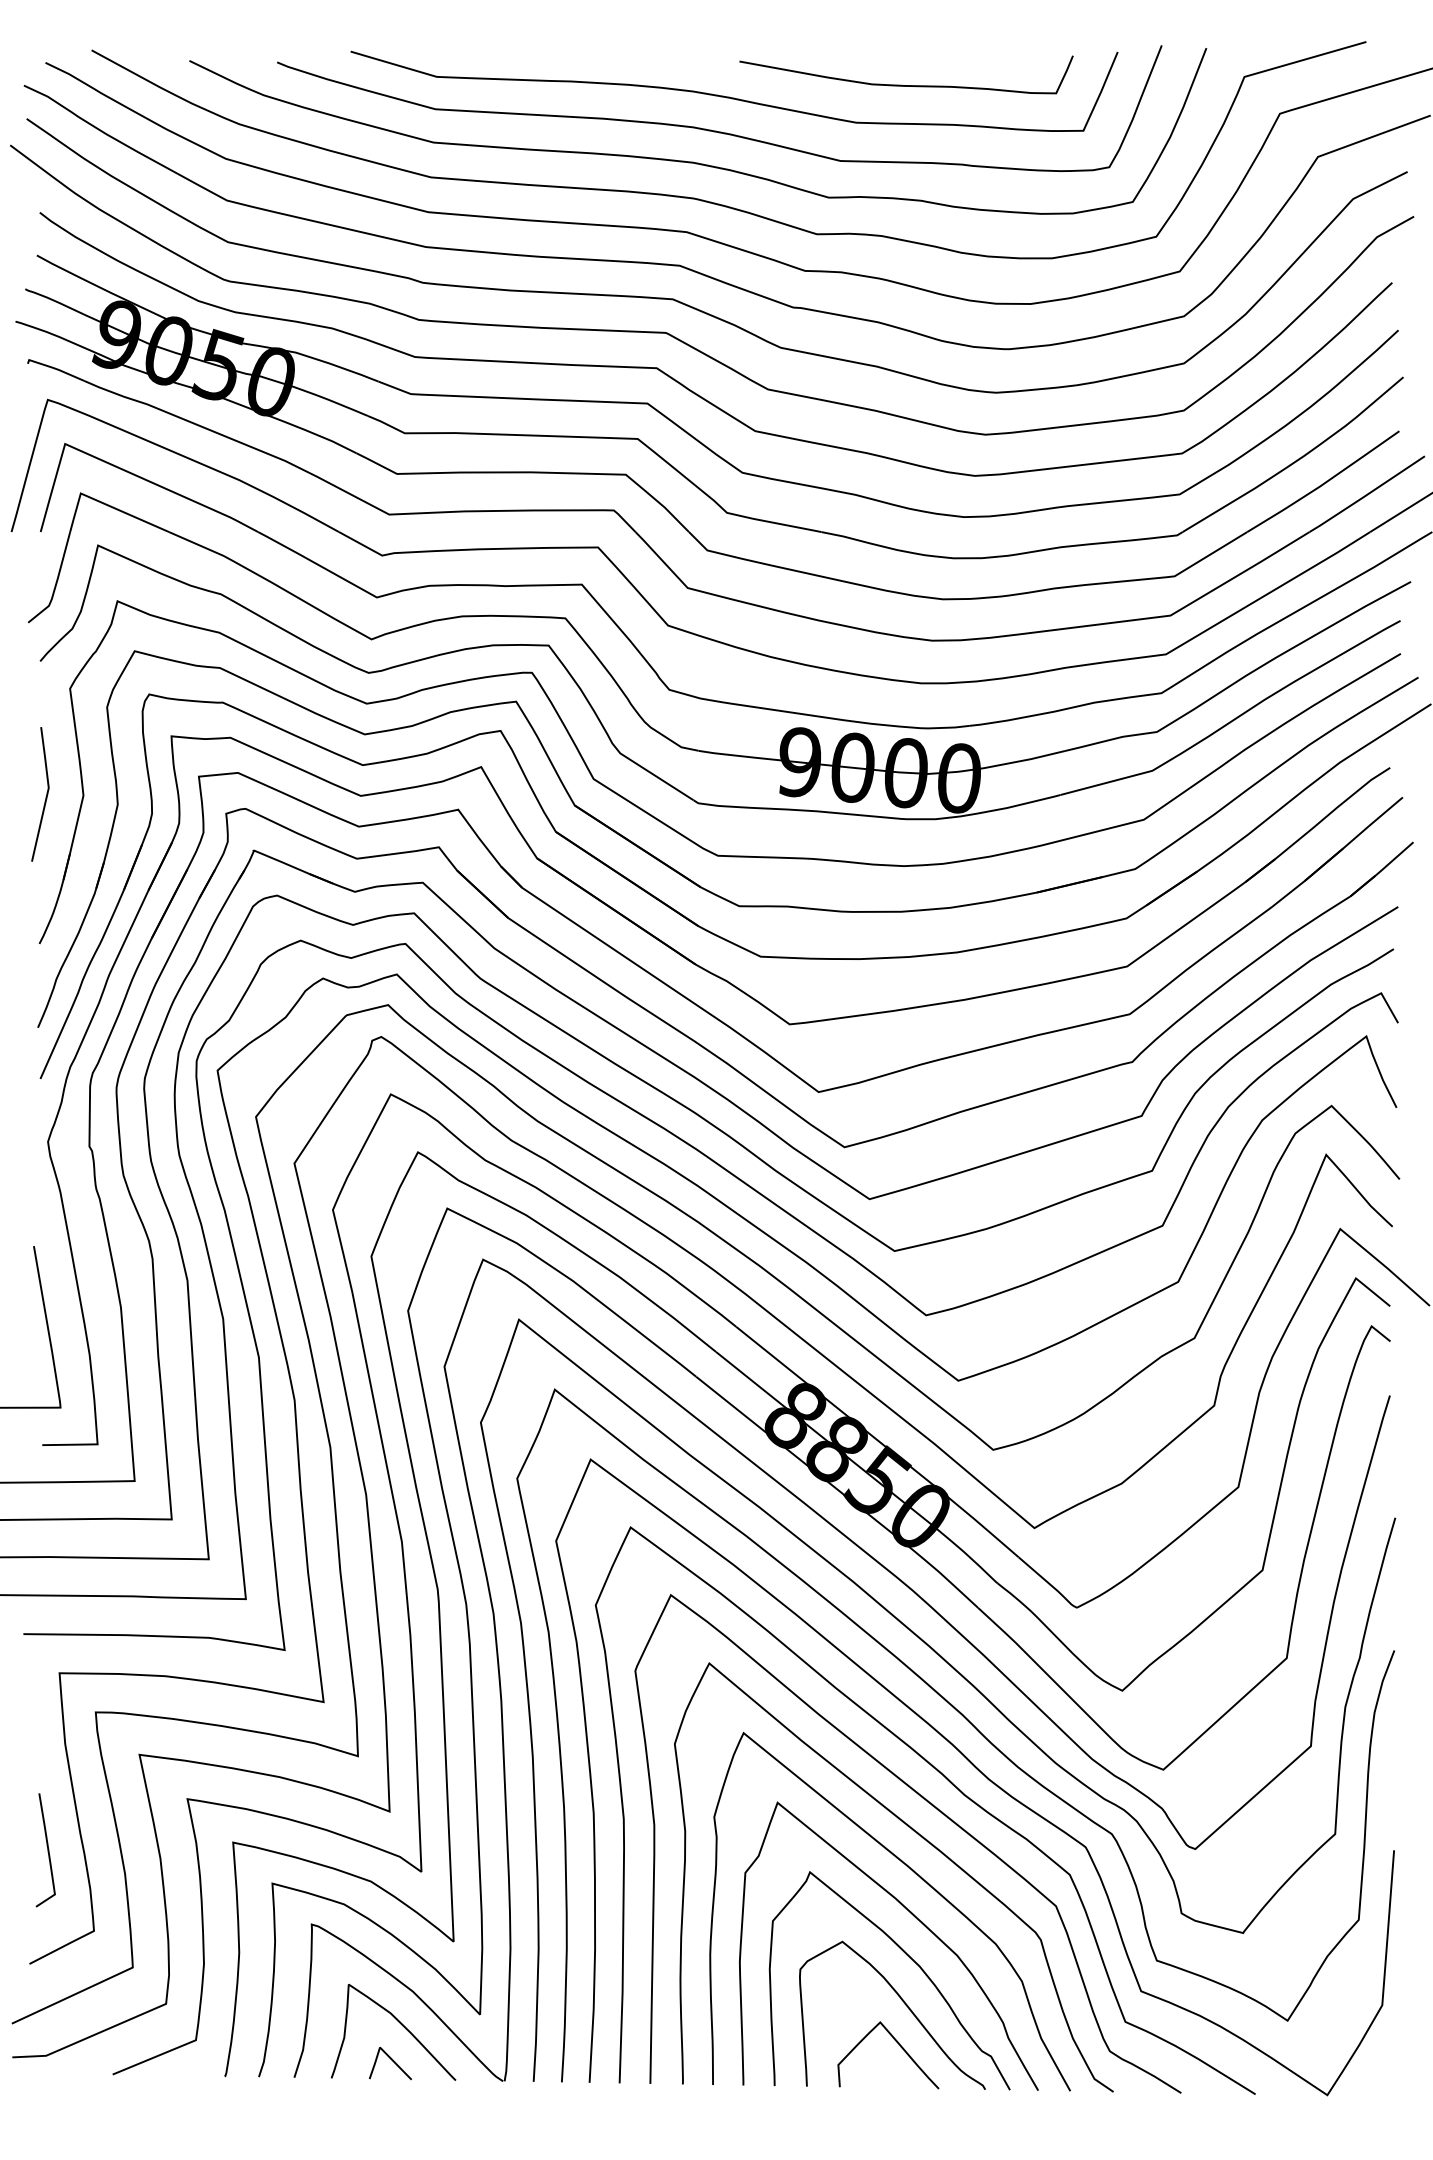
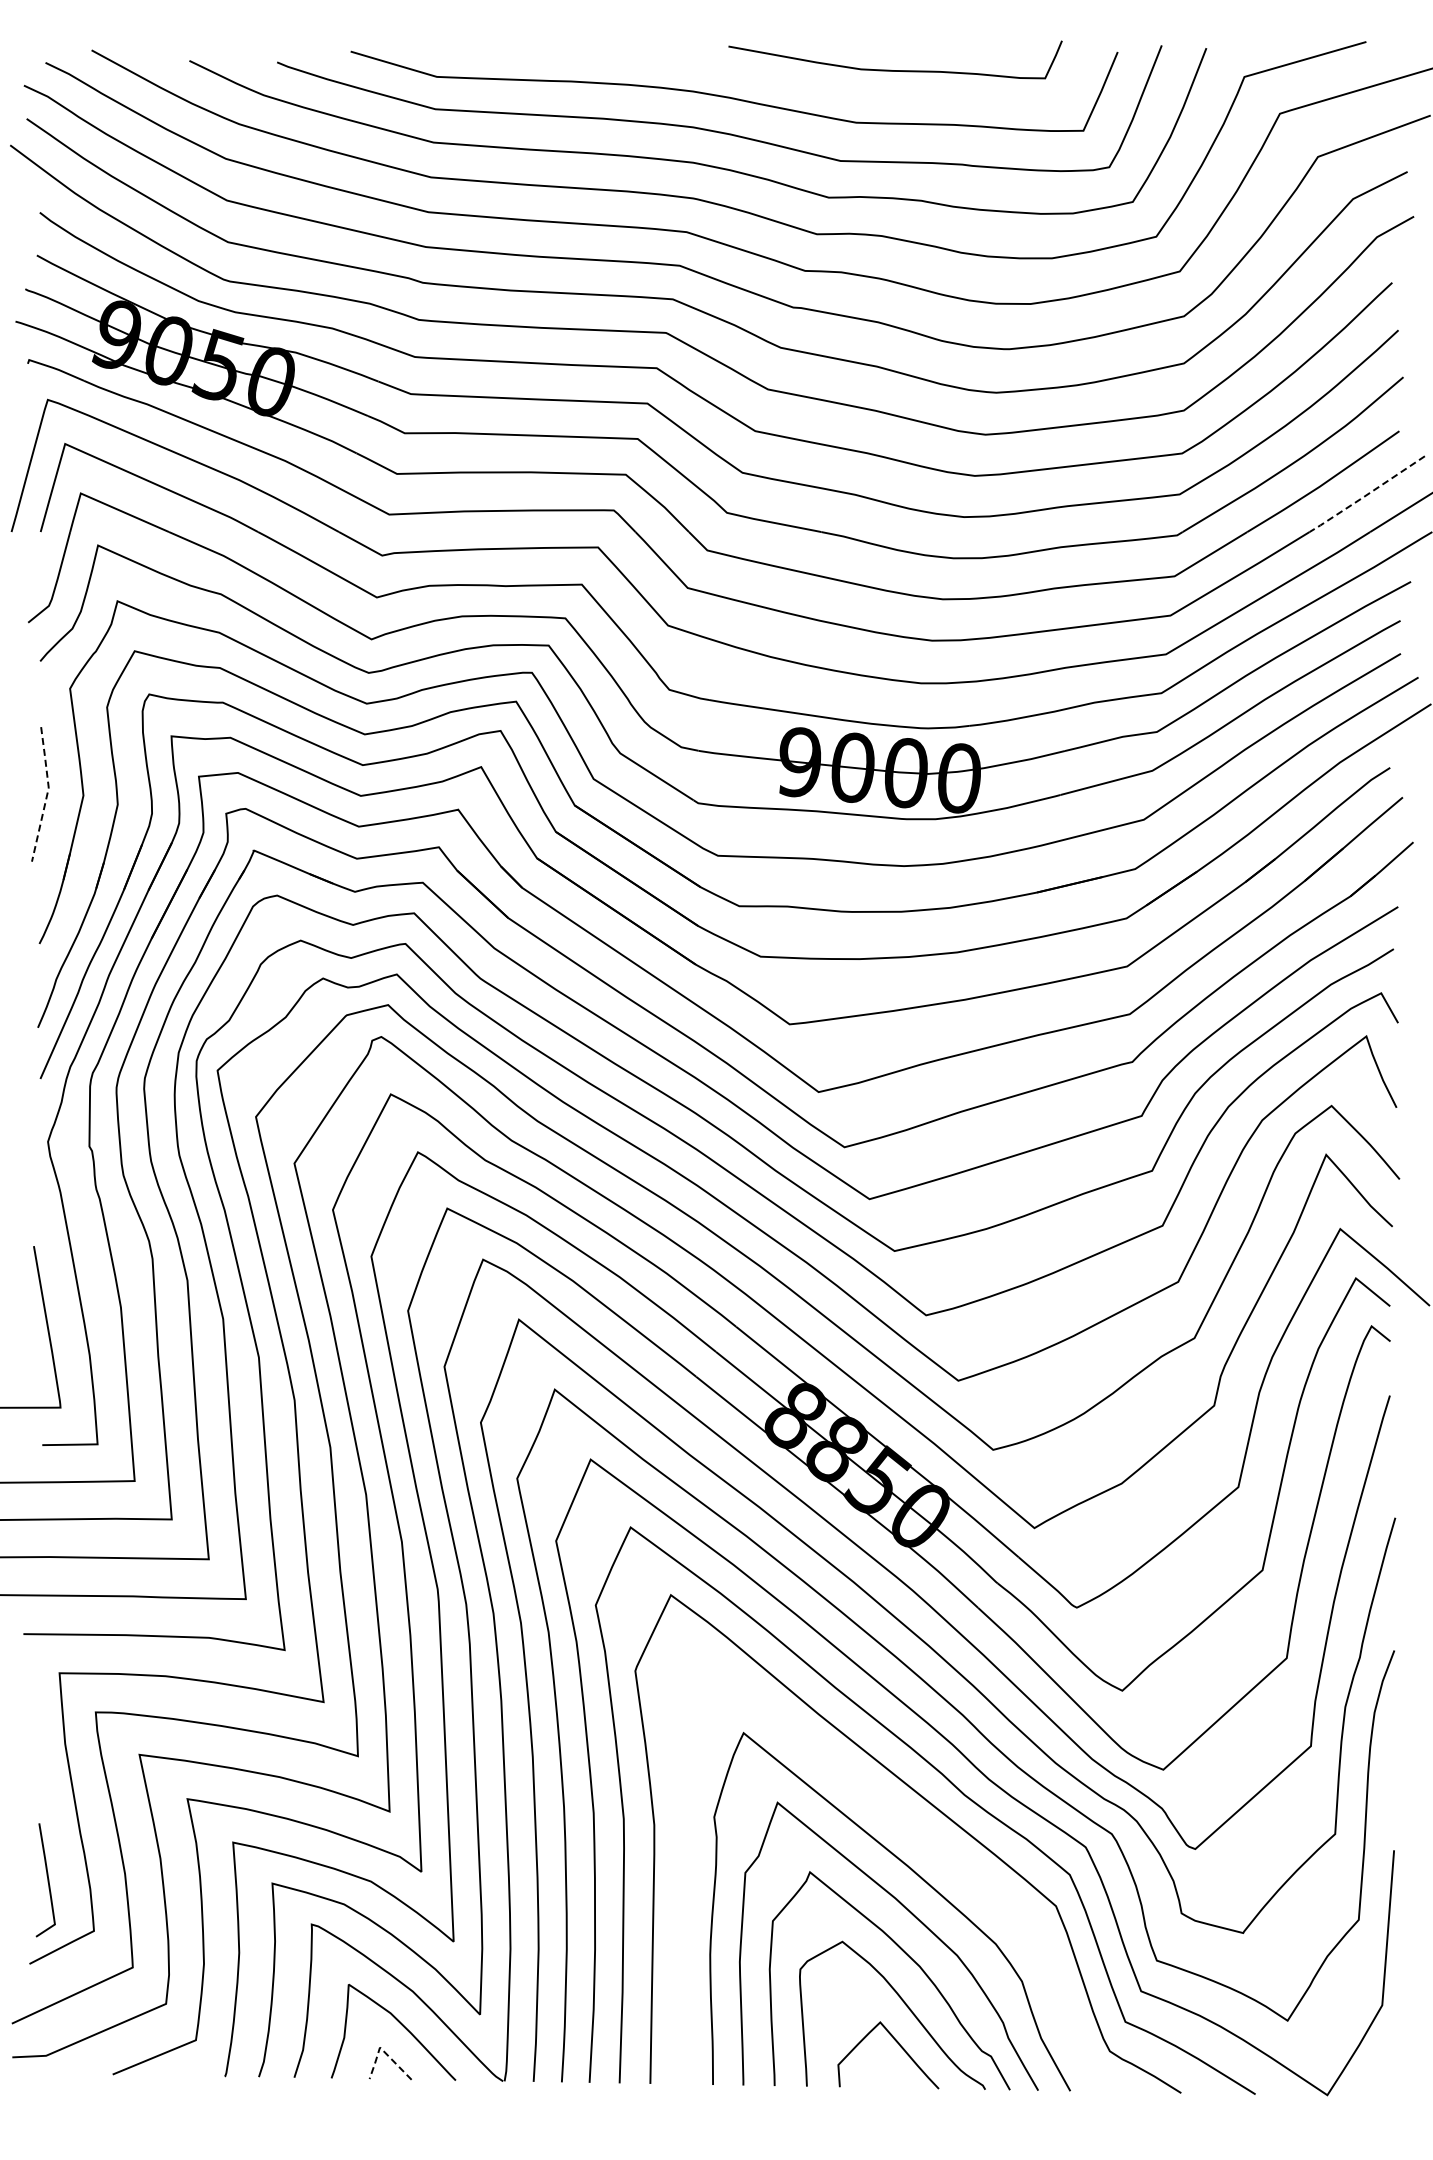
curve position: (906, 85) -> (895, 70) (895, 70)
line: solid -> dashed (1366, 495)
line: solid -> dashed (47, 793)
curve: present -> none (923, 1839)
line position: (47, 1850) -> (47, 1880) (47, 1880)
line: solid -> dashed (383, 2050)
